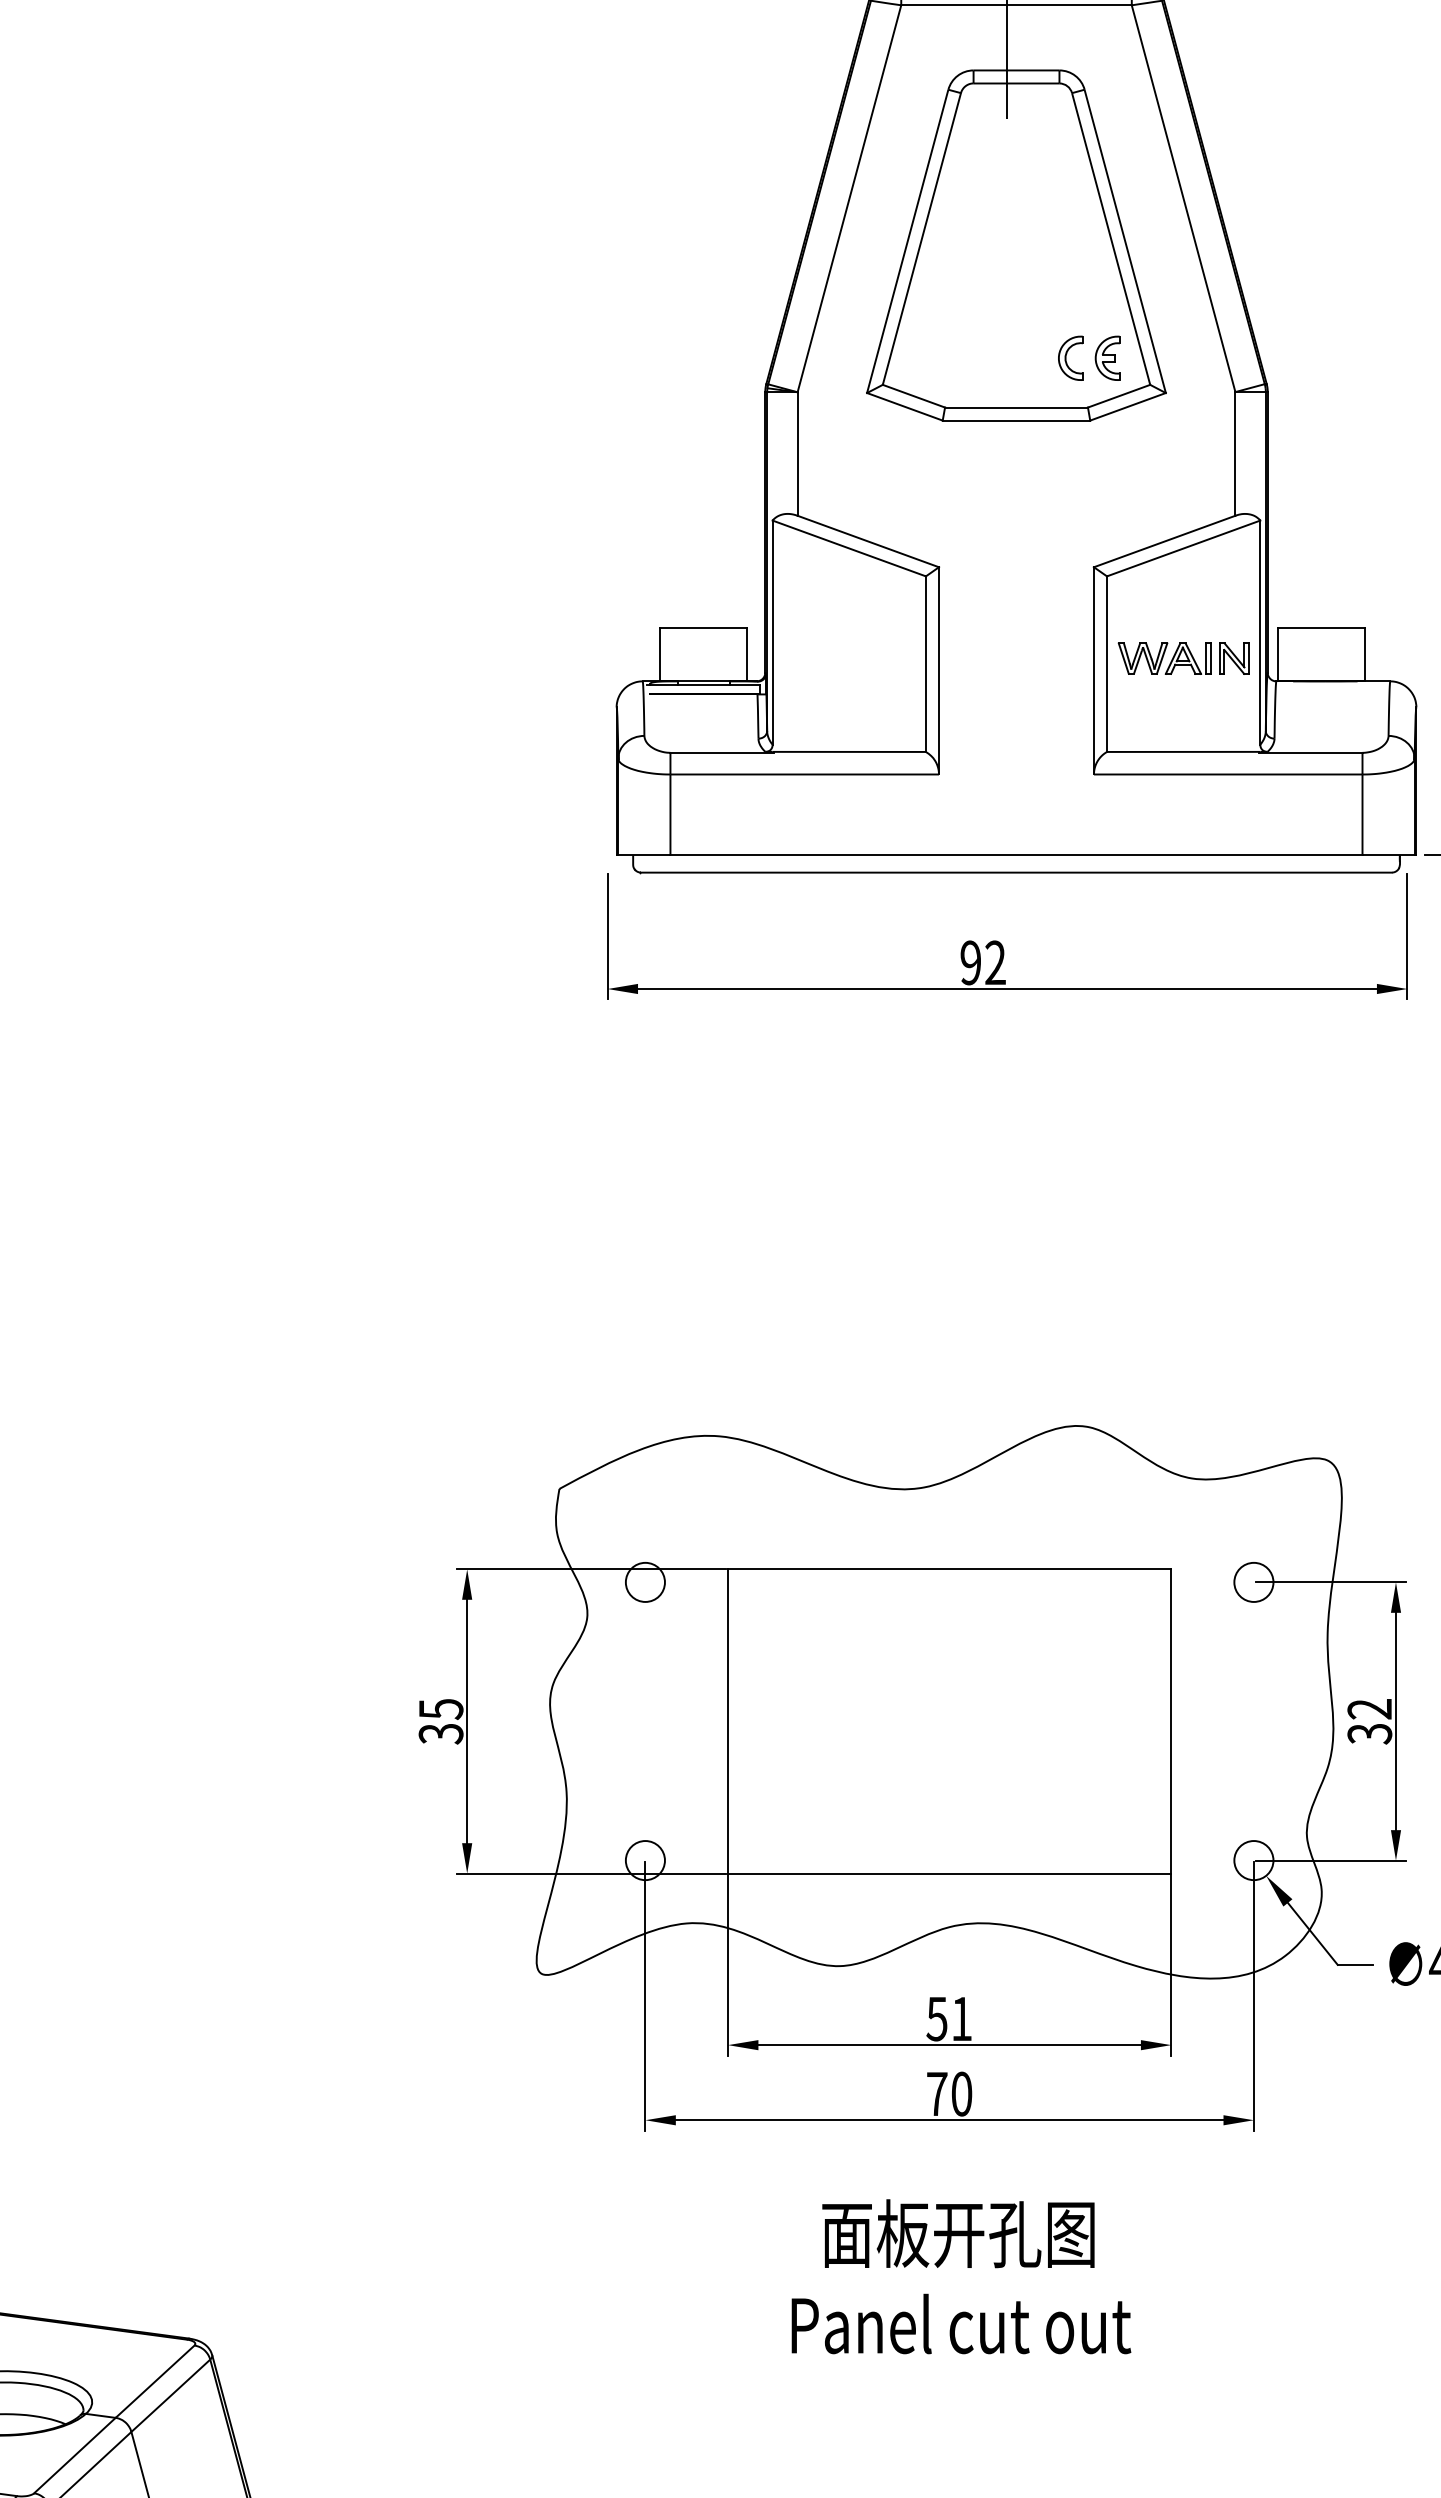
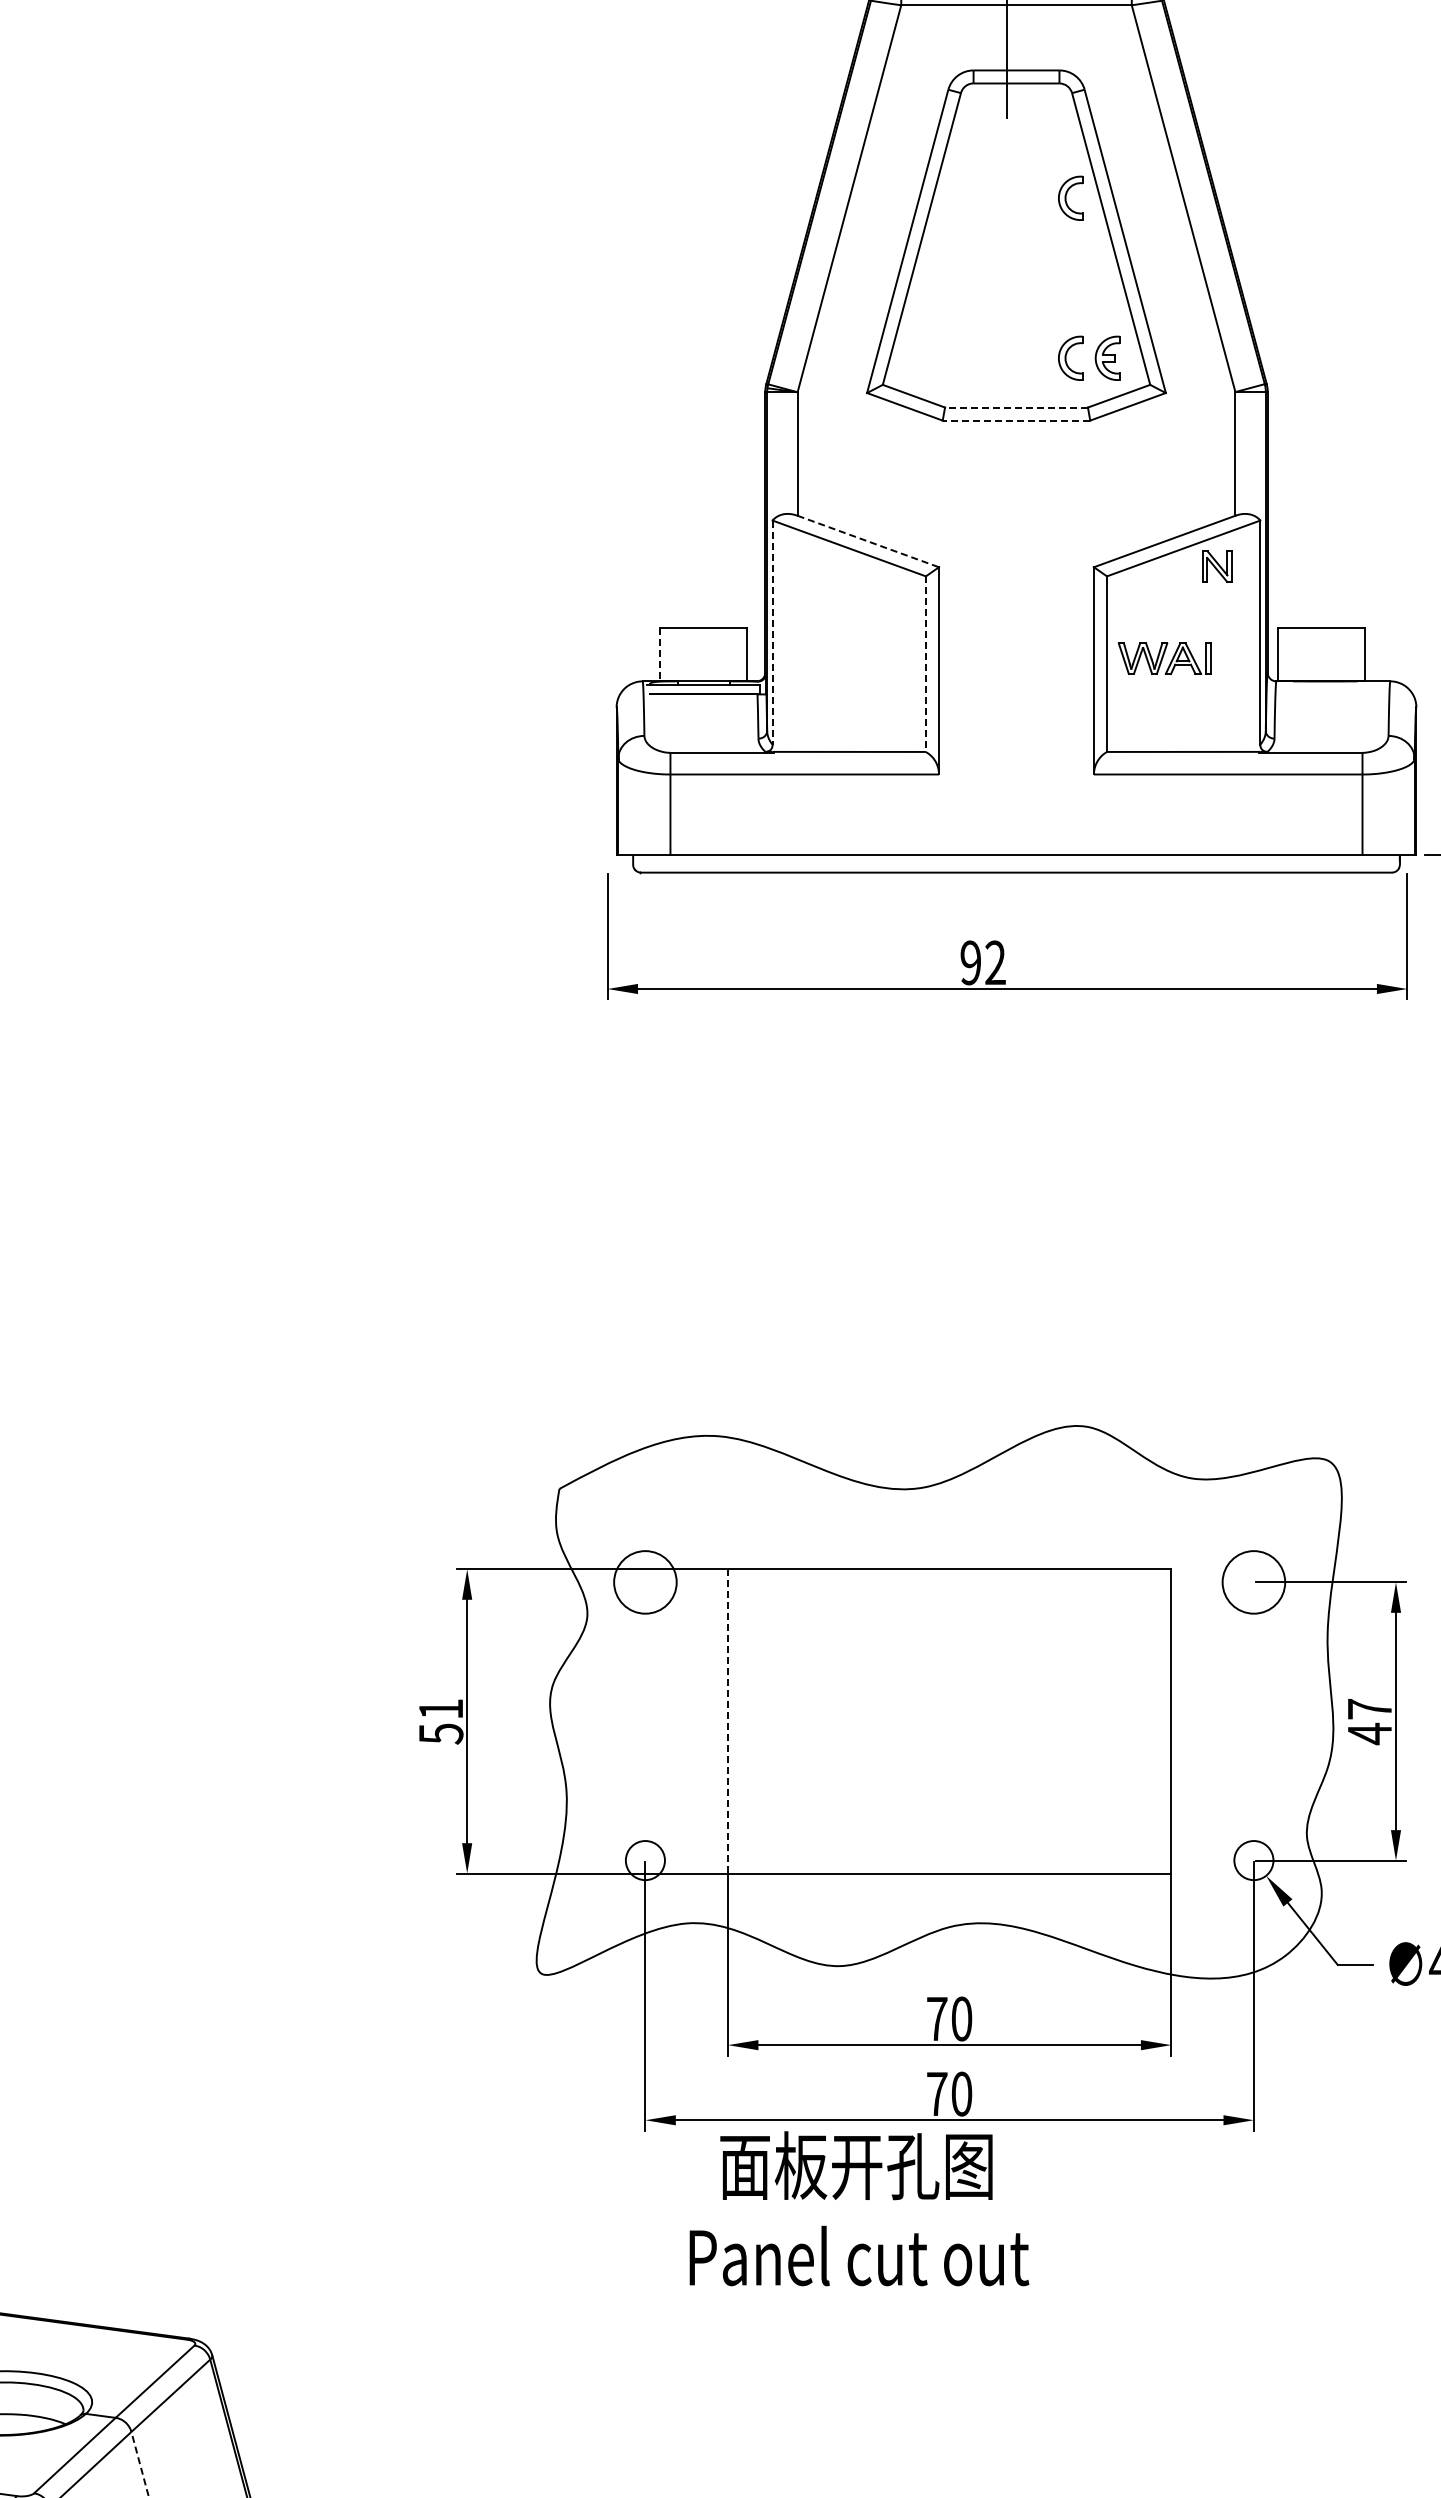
part: none -> present (1070, 197)
line: solid -> dashed (1016, 407)
line: solid -> dashed (1016, 420)
line: solid -> dashed (868, 541)
line: solid -> dashed (772, 633)
line: solid -> dashed (660, 654)
part position: (1234, 658) -> (1217, 566) (1217, 566)
line: solid -> dashed (925, 664)
circle diameter: 39 px -> 63 px (645, 1582)
circle diameter: 39 px -> 63 px (1253, 1582)
text: 35 -> 51 (440, 1721)
line: solid -> dashed (728, 1721)
text: 32 -> 47 (1369, 1721)
text: 51 -> 70 (949, 2018)
text position: (961, 2276) -> (859, 2208) (859, 2208)
line: solid -> dashed (140, 2464)
